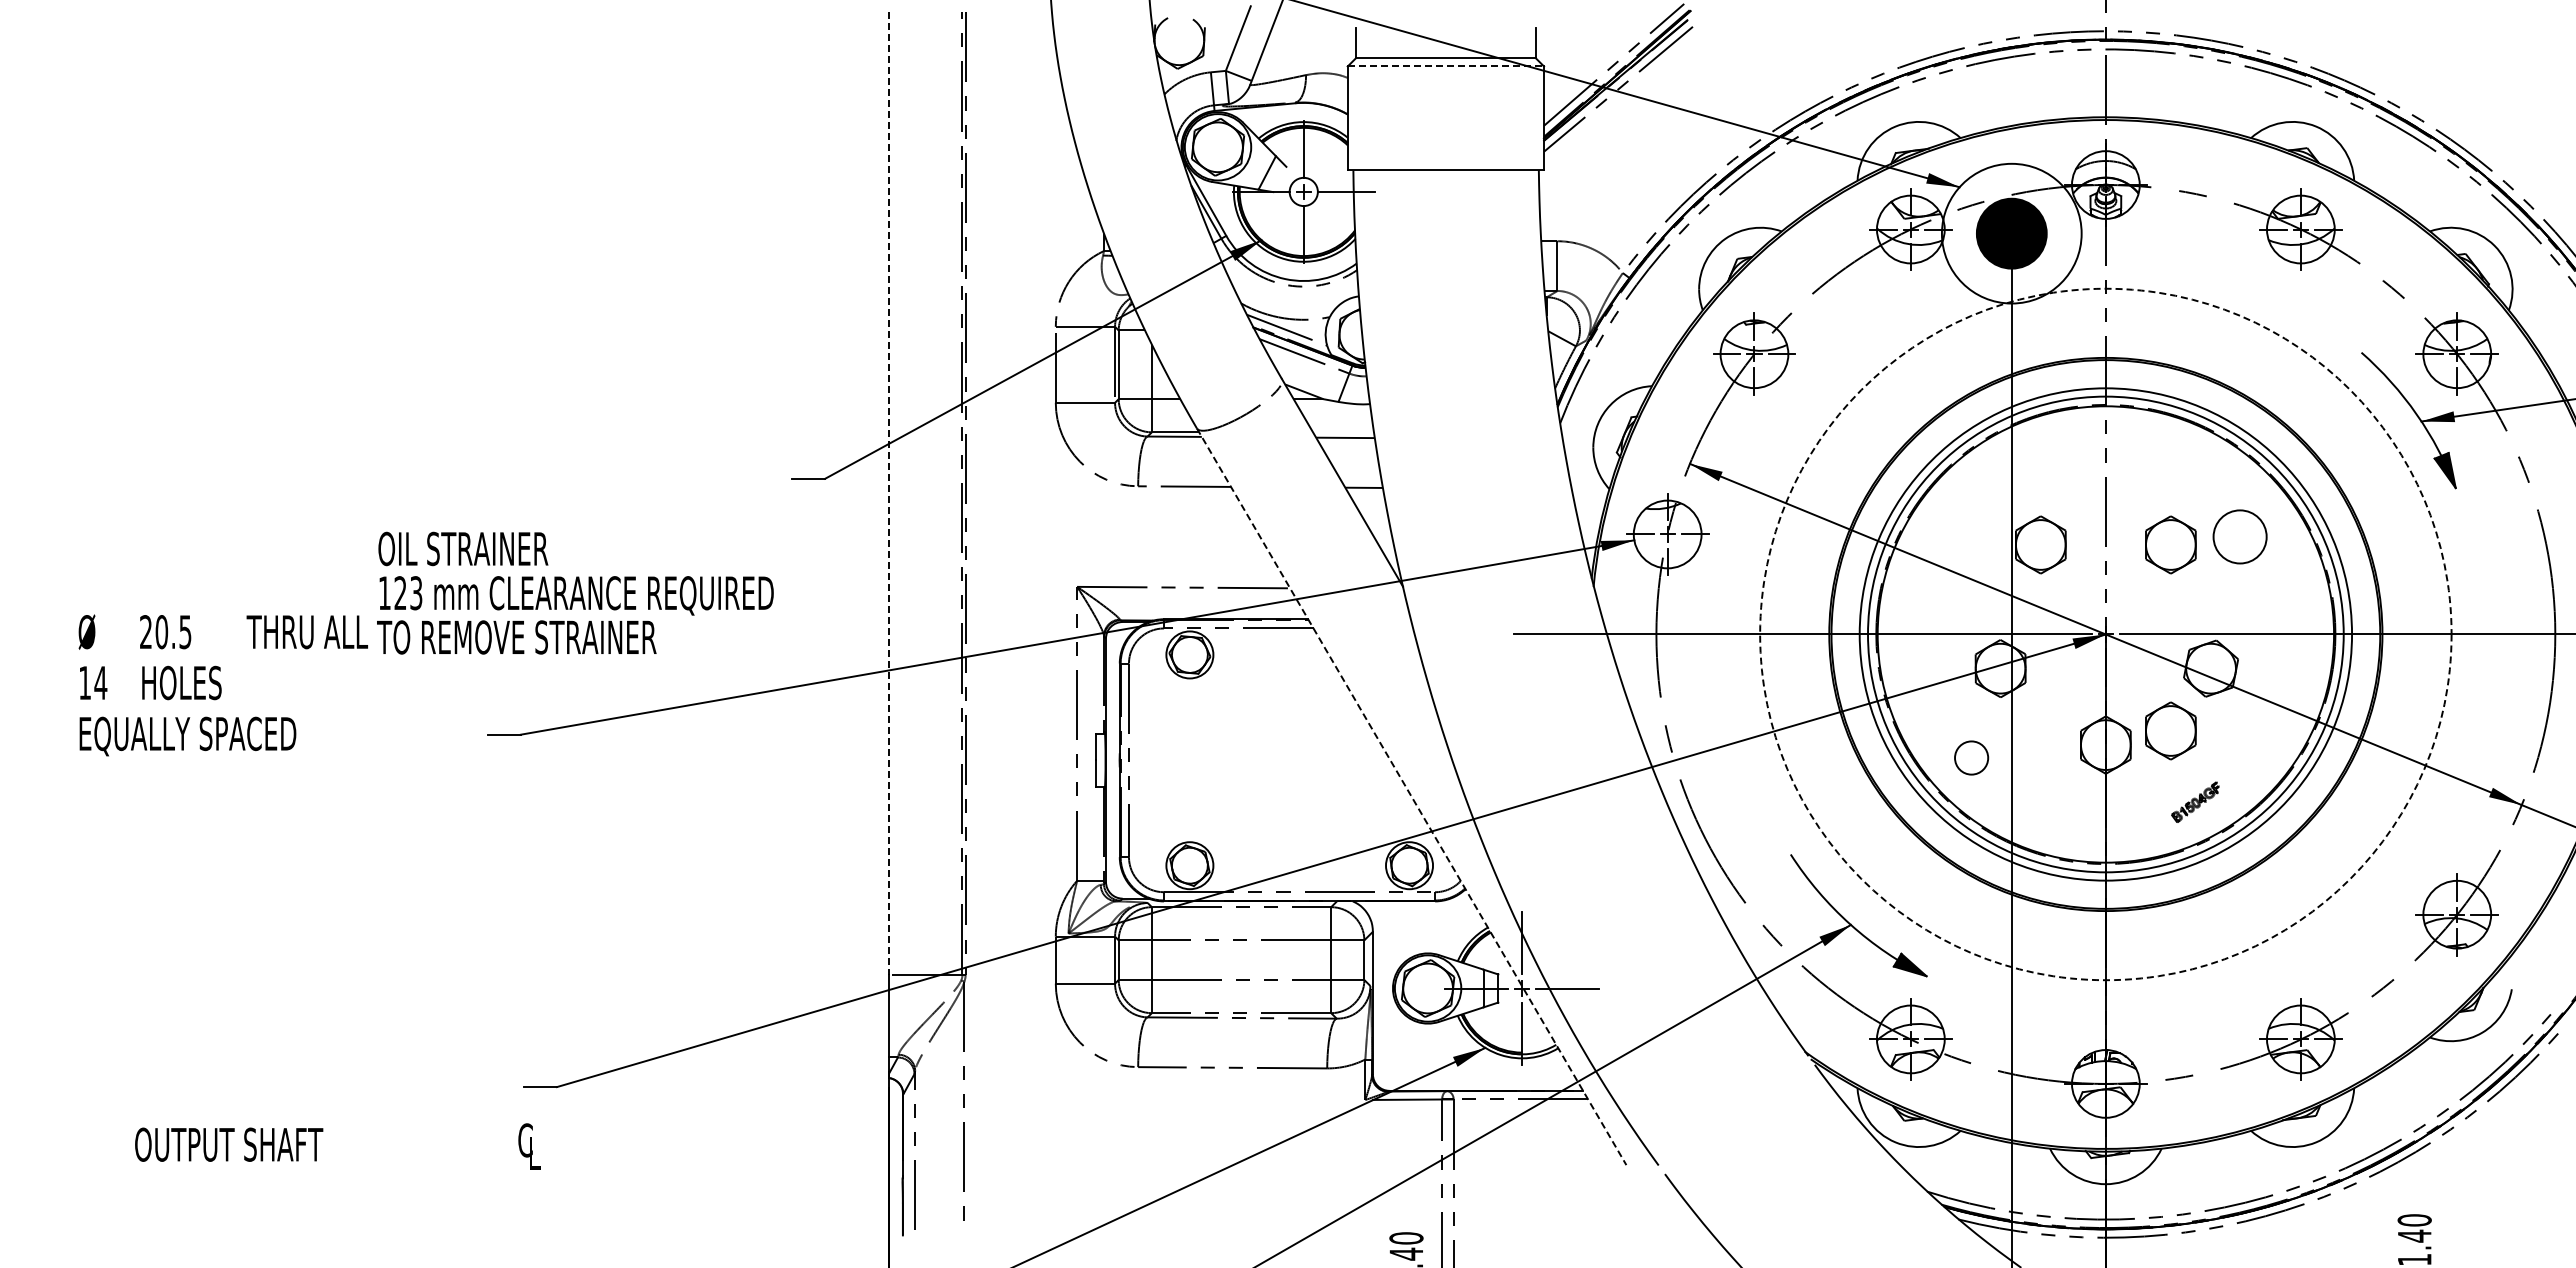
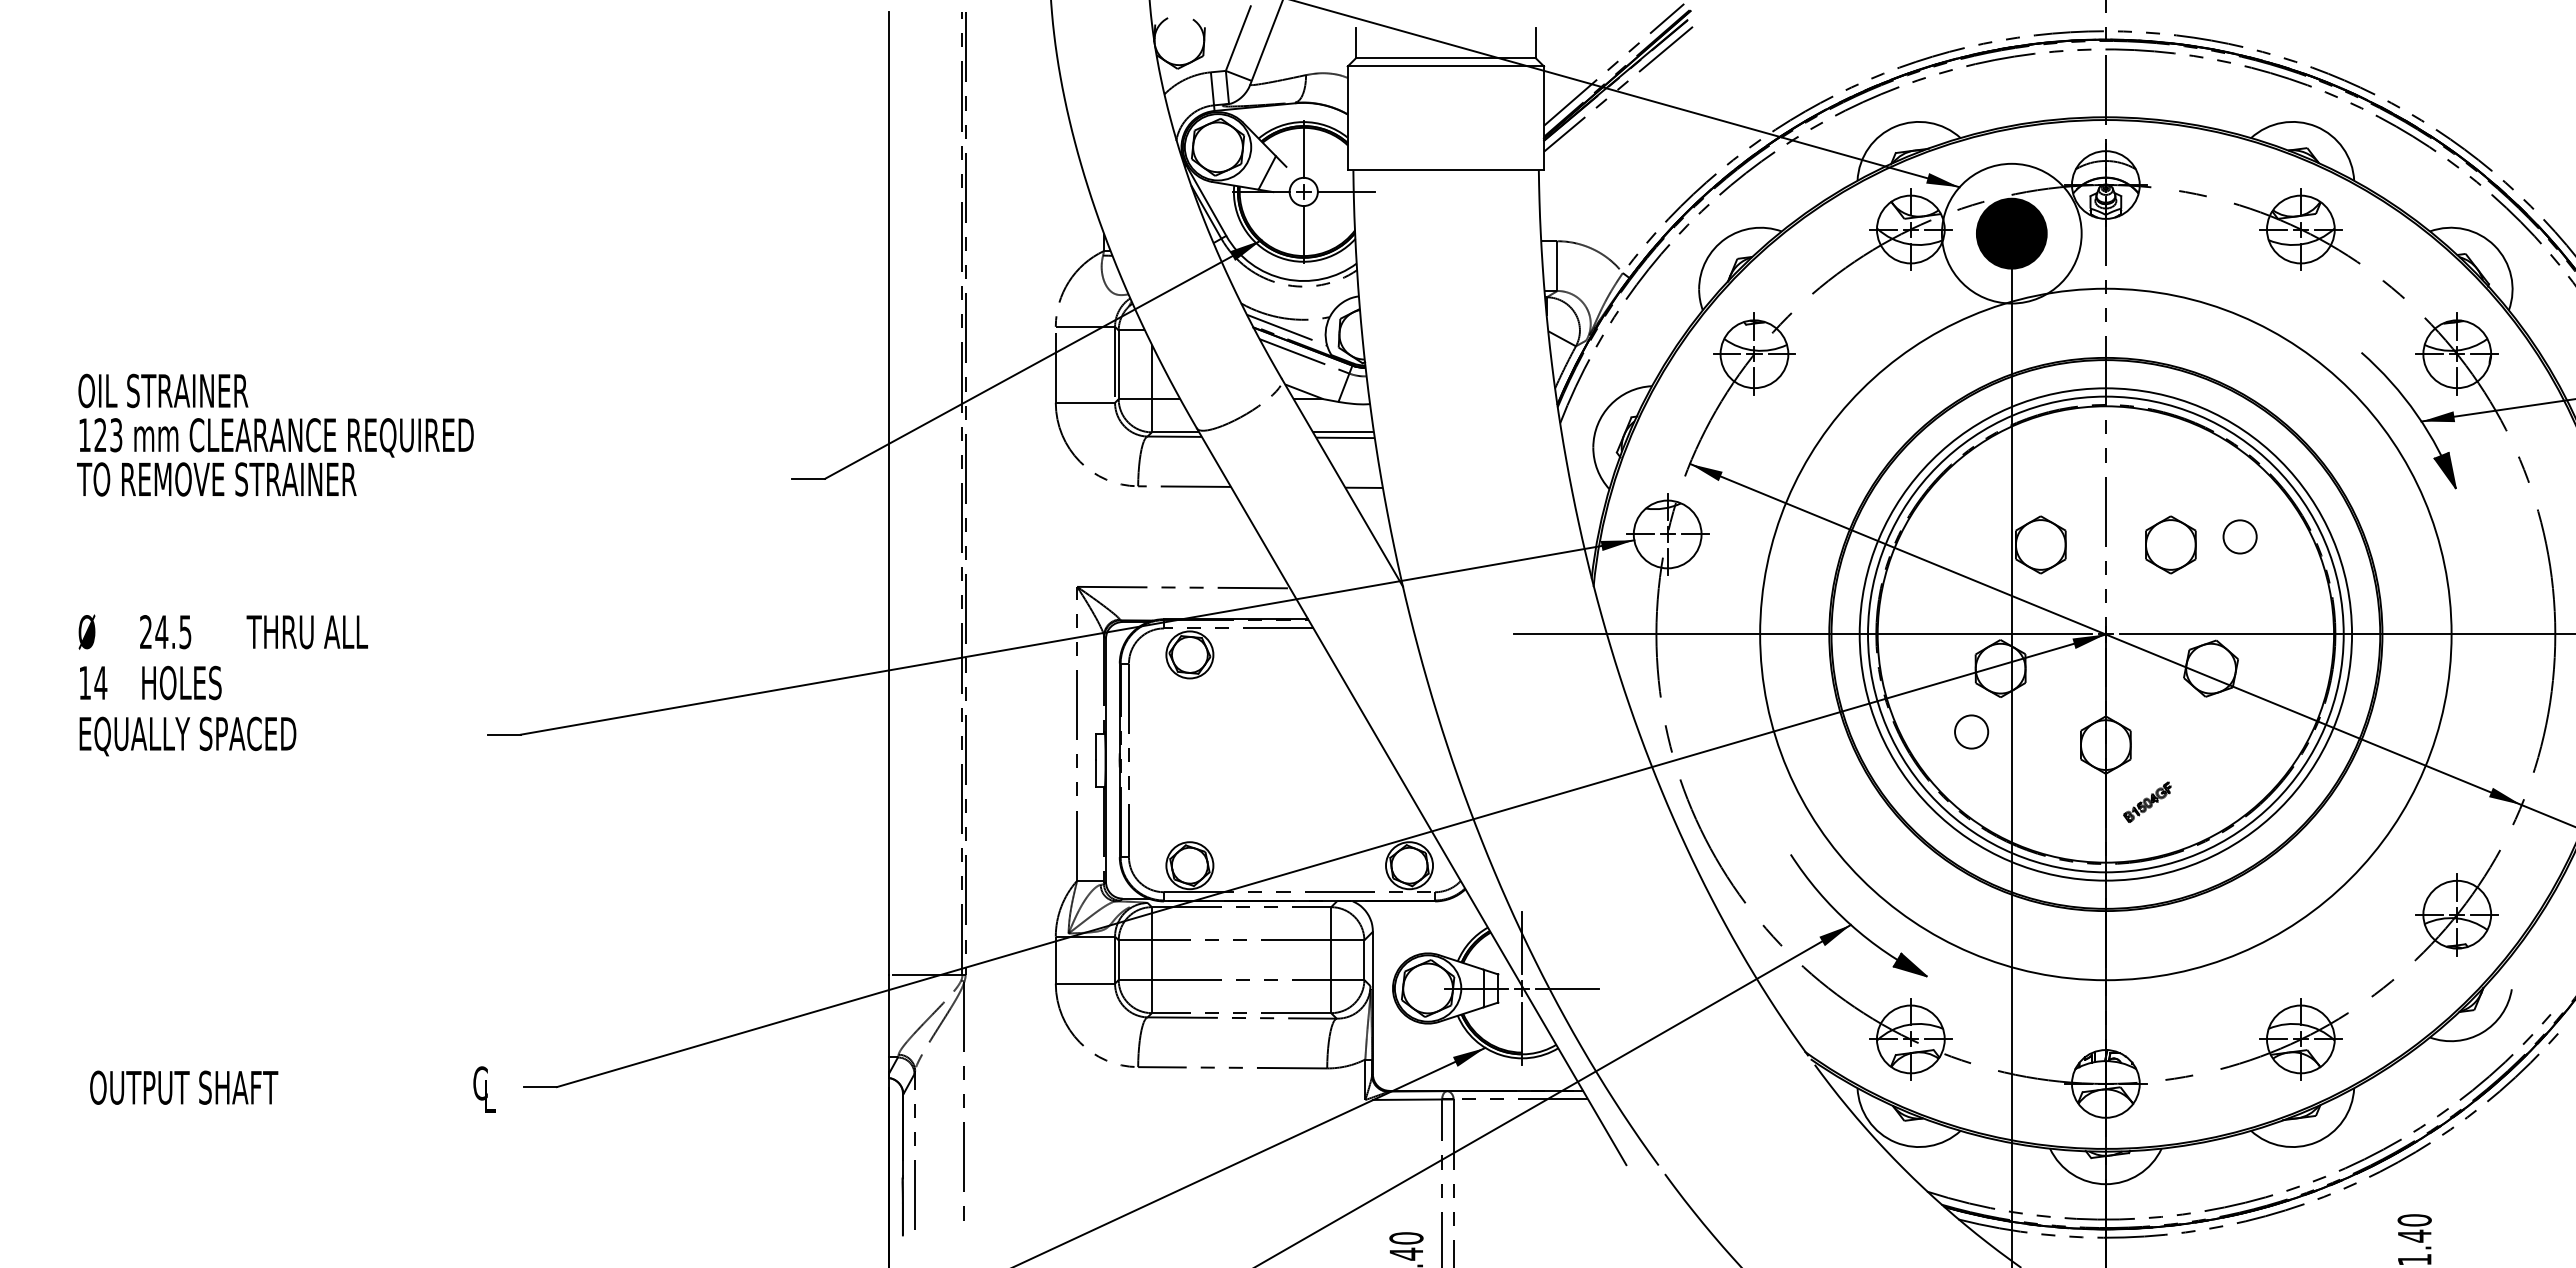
line: dashed -> solid (1446, 66)
line: none -> present (1343, 432)
line: dashed -> solid (888, 493)
circle diameter: 53 px -> 33 px (2239, 536)
text position: (575, 592) -> (275, 434) (275, 434)
text: 20.5 -> 24.5 (161, 632)
circle: dashed -> solid (2105, 634)
part: present -> none (2170, 730)
circle position: (1971, 757) -> (1971, 731) (1971, 731)
line: dashed -> solid (1411, 797)
part position: (2195, 801) -> (2147, 801) (2147, 801)
text position: (337, 1146) -> (292, 1089) (292, 1089)
